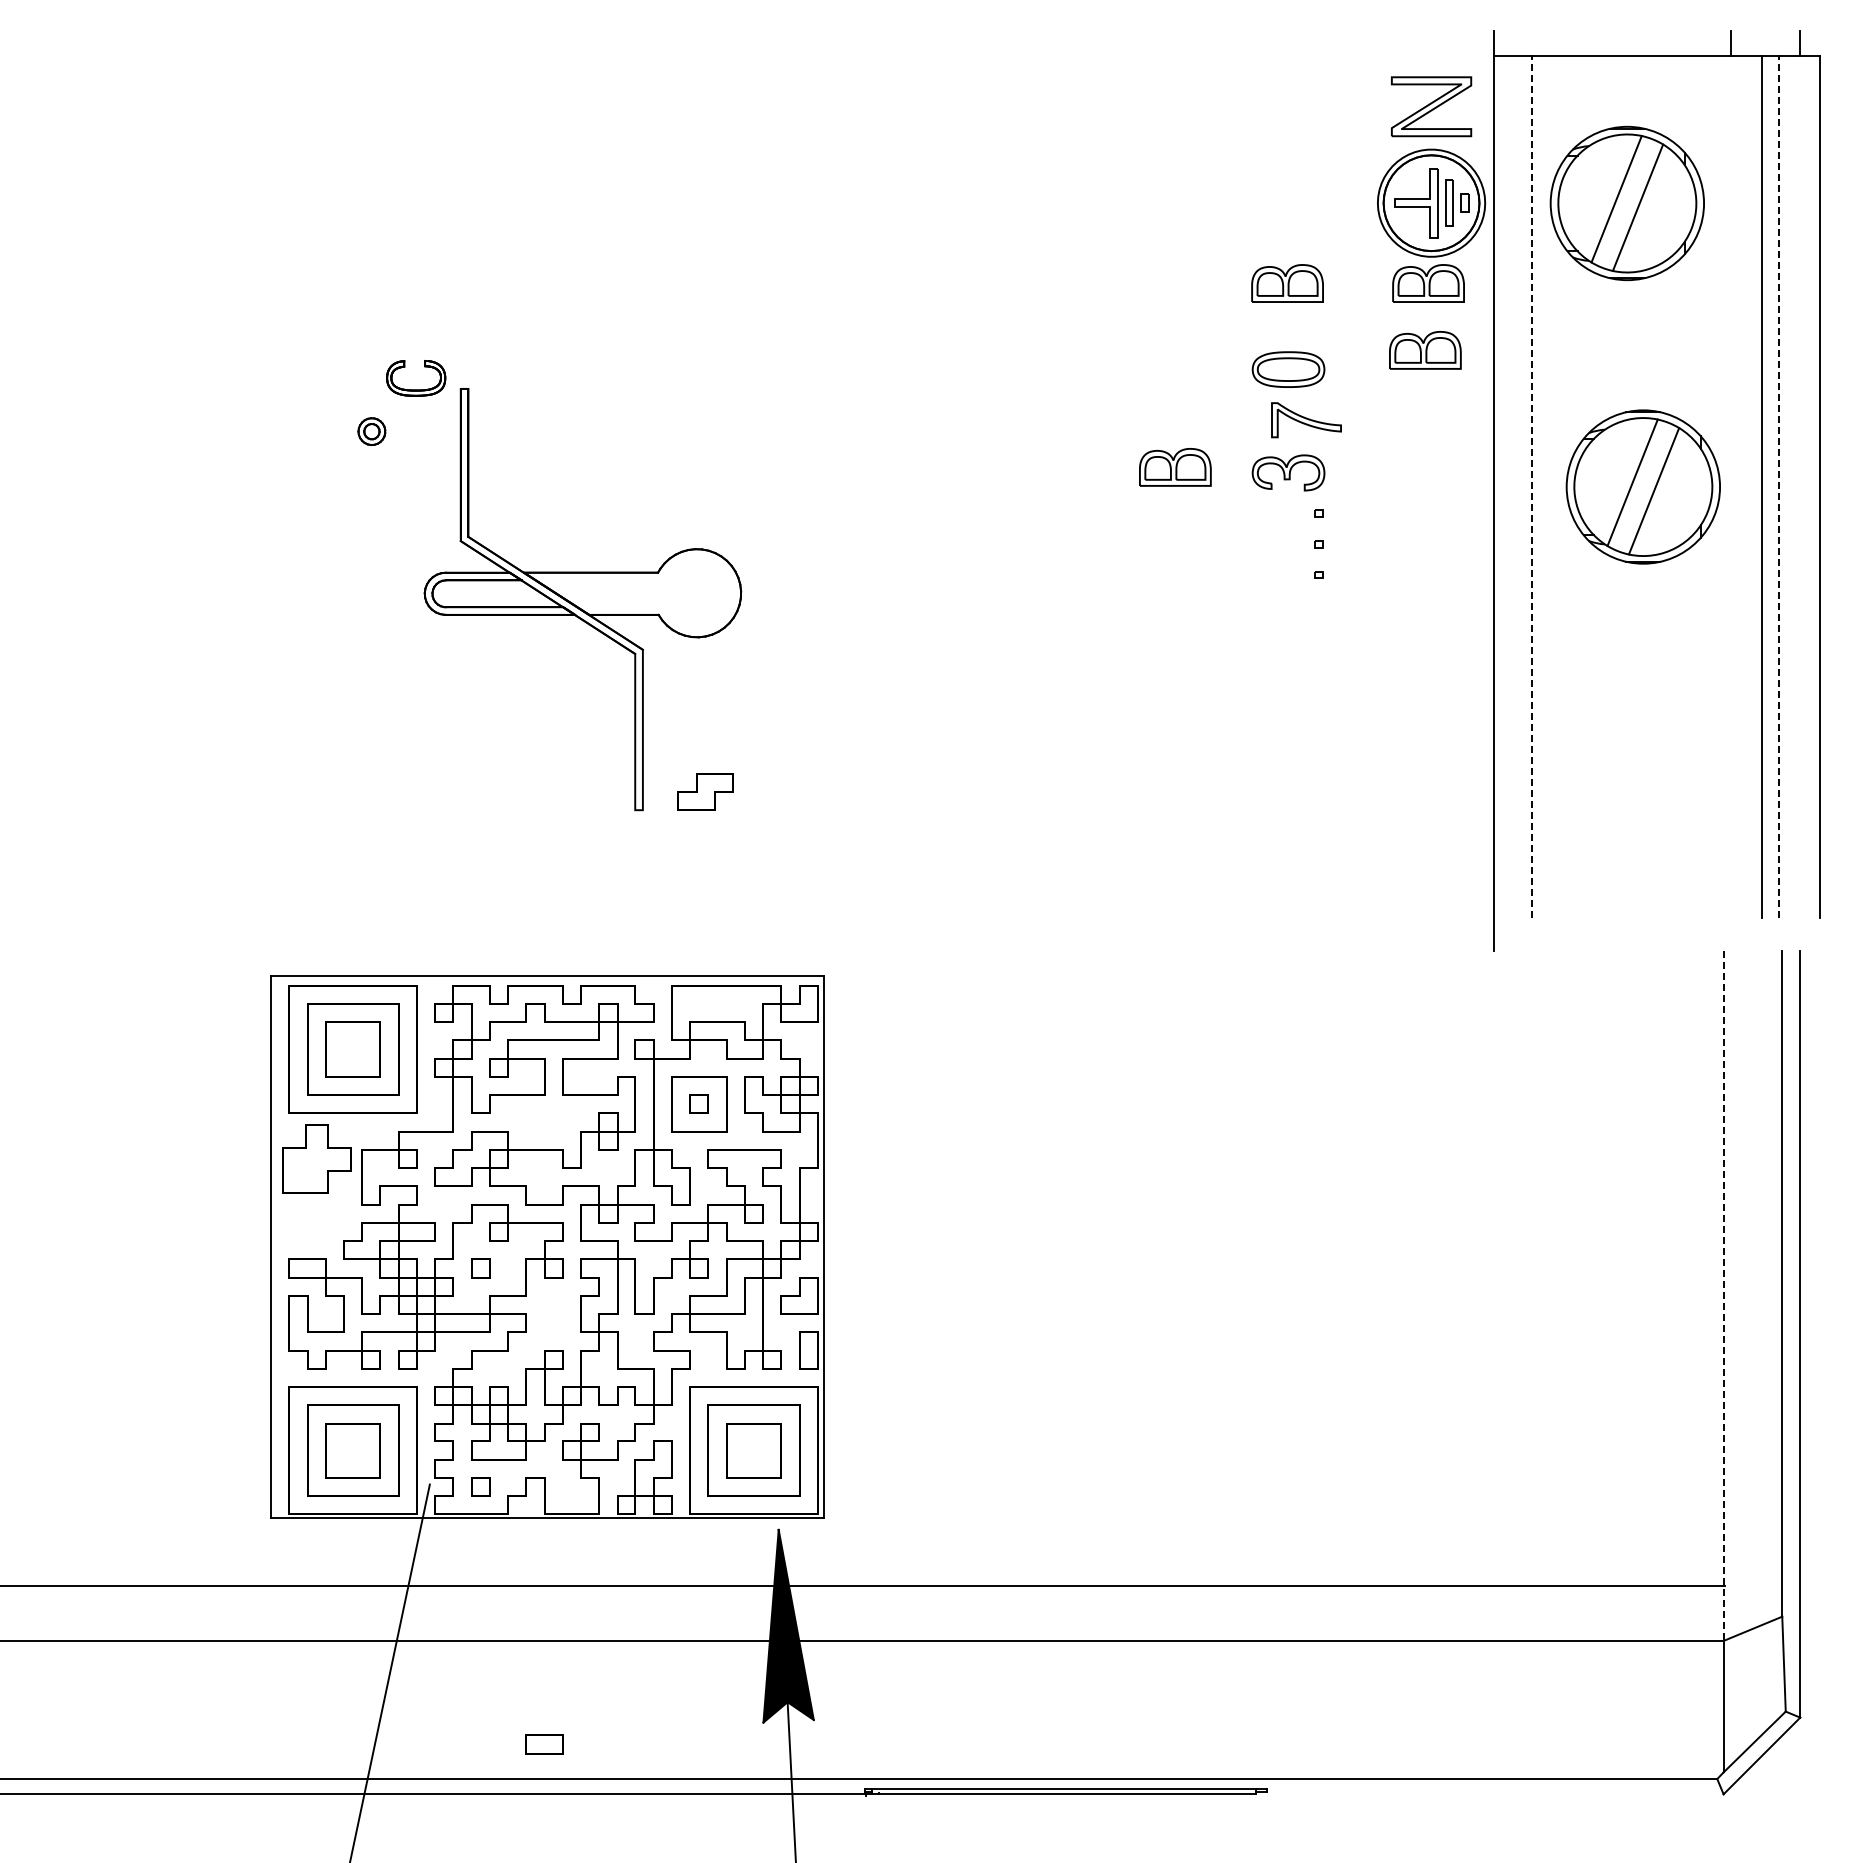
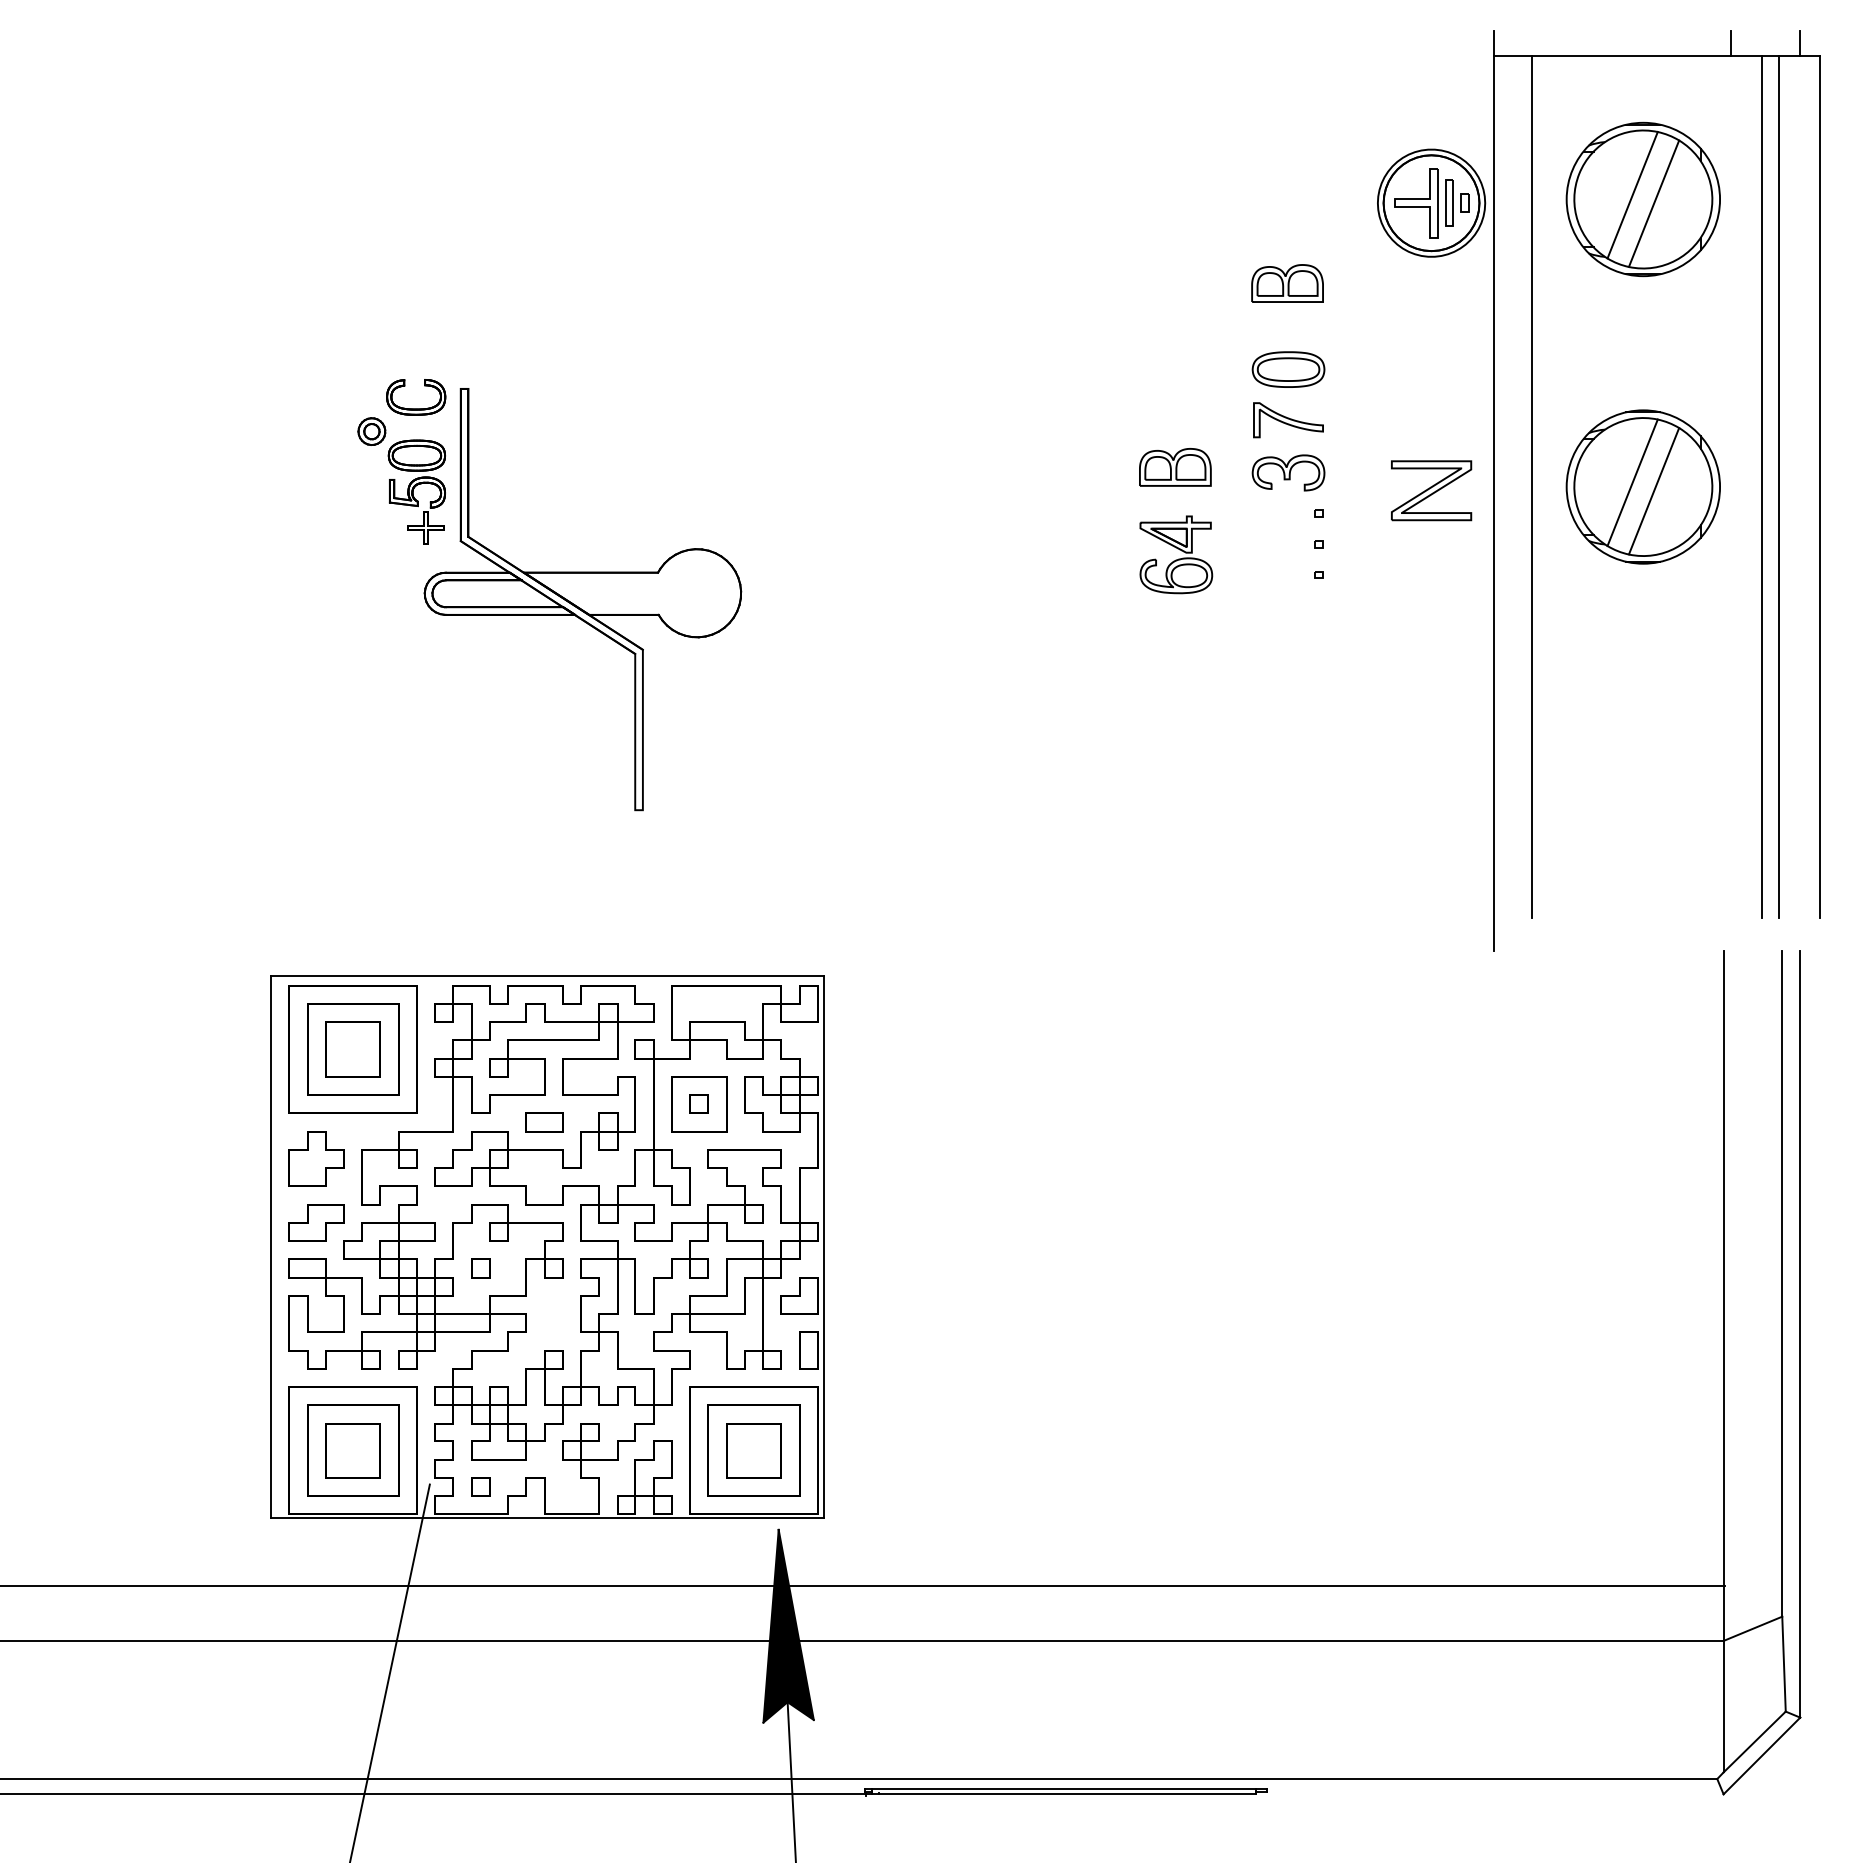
part position: (1431, 106) -> (1431, 490) (1431, 490)
part position: (1626, 203) -> (1642, 199) (1642, 199)
part: present -> none (1428, 283)
part: present -> none (1425, 350)
part position: (416, 389) -> (416, 408) (416, 408)
part position: (1306, 420) -> (1288, 420) (1288, 420)
line: dashed -> solid (1532, 486)
line: dashed -> solid (1778, 486)
part: none -> present (416, 491)
part: none -> present (1176, 554)
part position: (705, 791) -> (316, 1222) (316, 1222)
part size: 70x70 px -> 57x56 px (316, 1158)
line: dashed -> solid (1723, 1296)
part position: (544, 1744) -> (544, 1122) (544, 1122)
